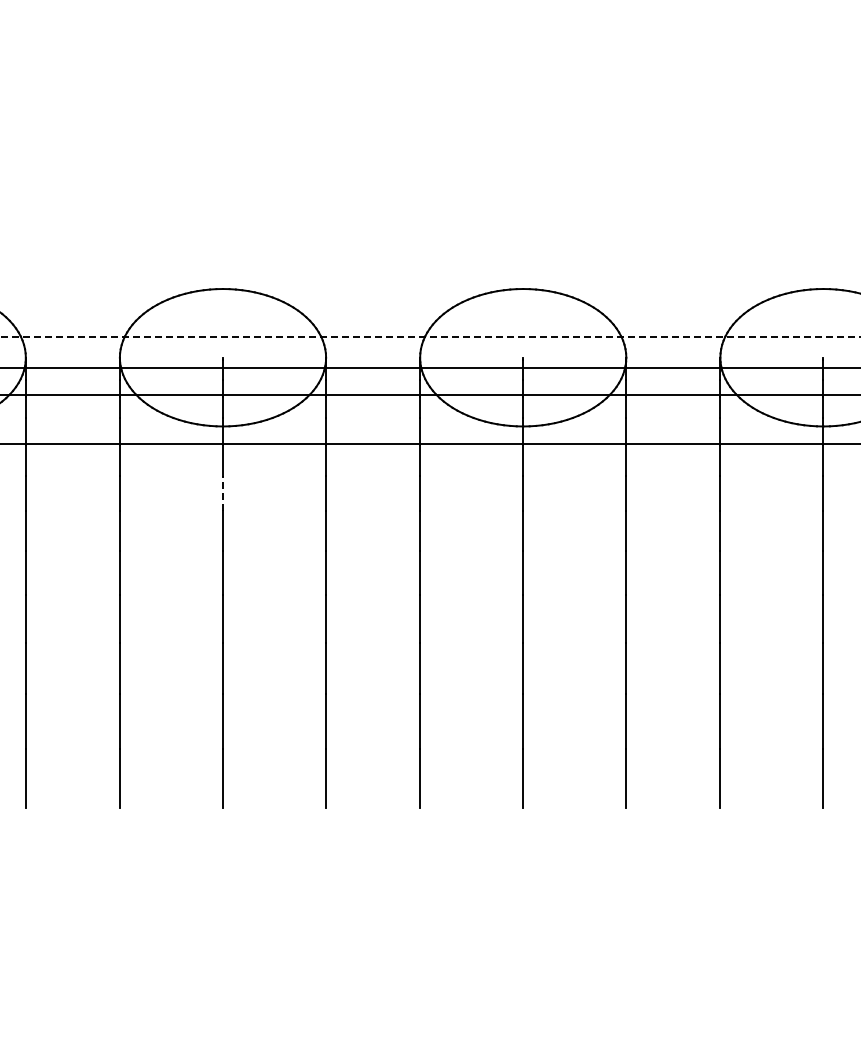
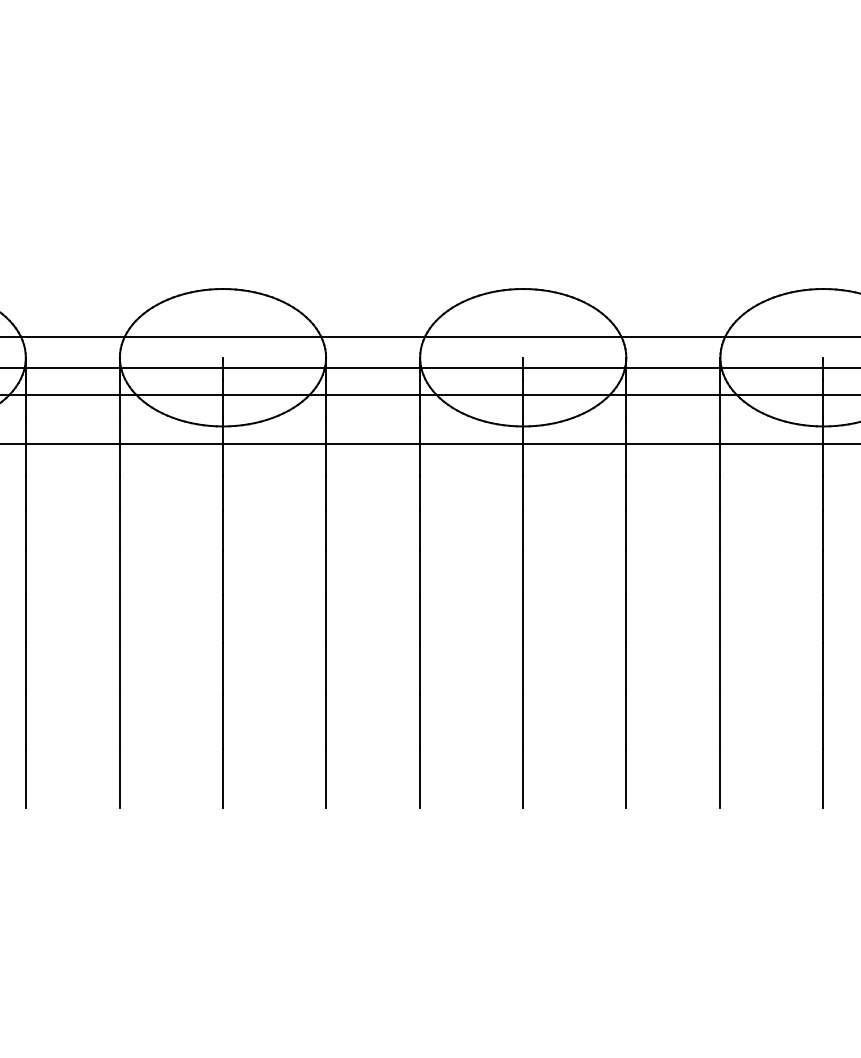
line: dashed -> solid (430, 337)
line: dashed -> solid (223, 493)
